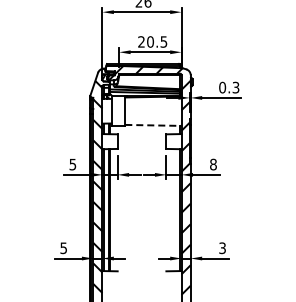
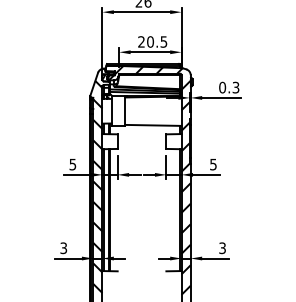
line: dashed -> solid (153, 125)
text: 8 -> 5 (213, 164)
text: 5 -> 3 (63, 247)
